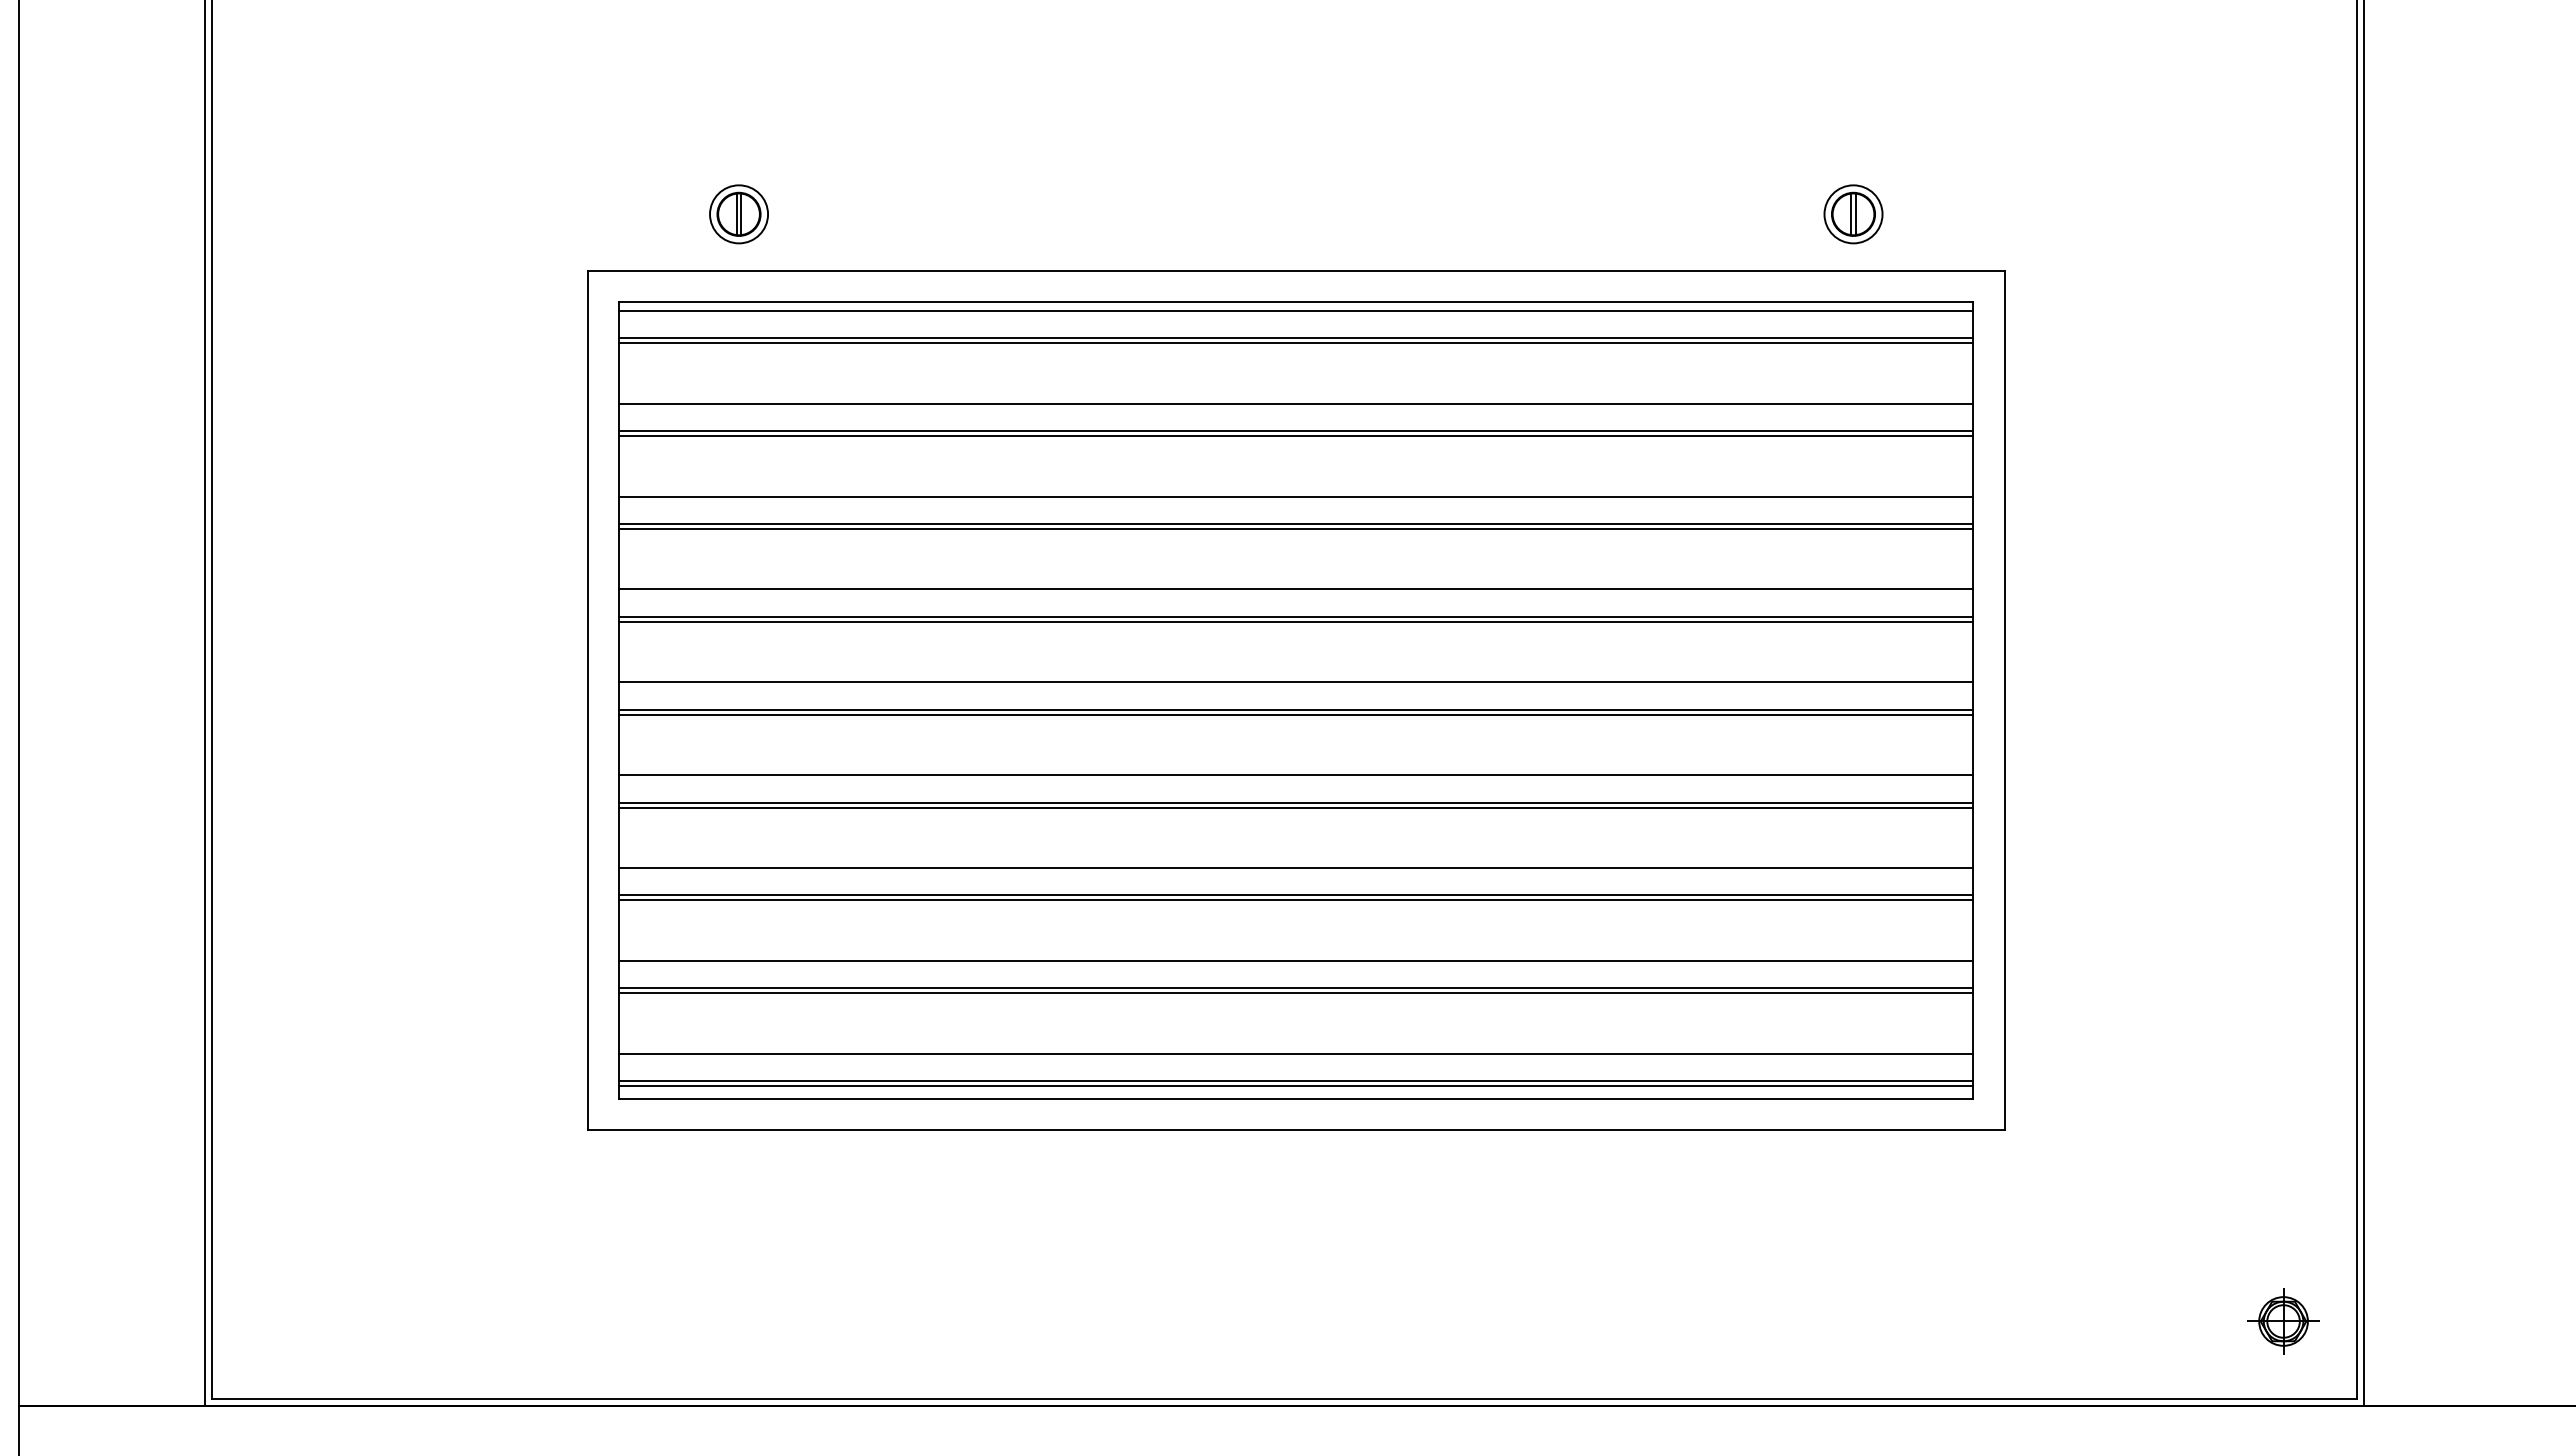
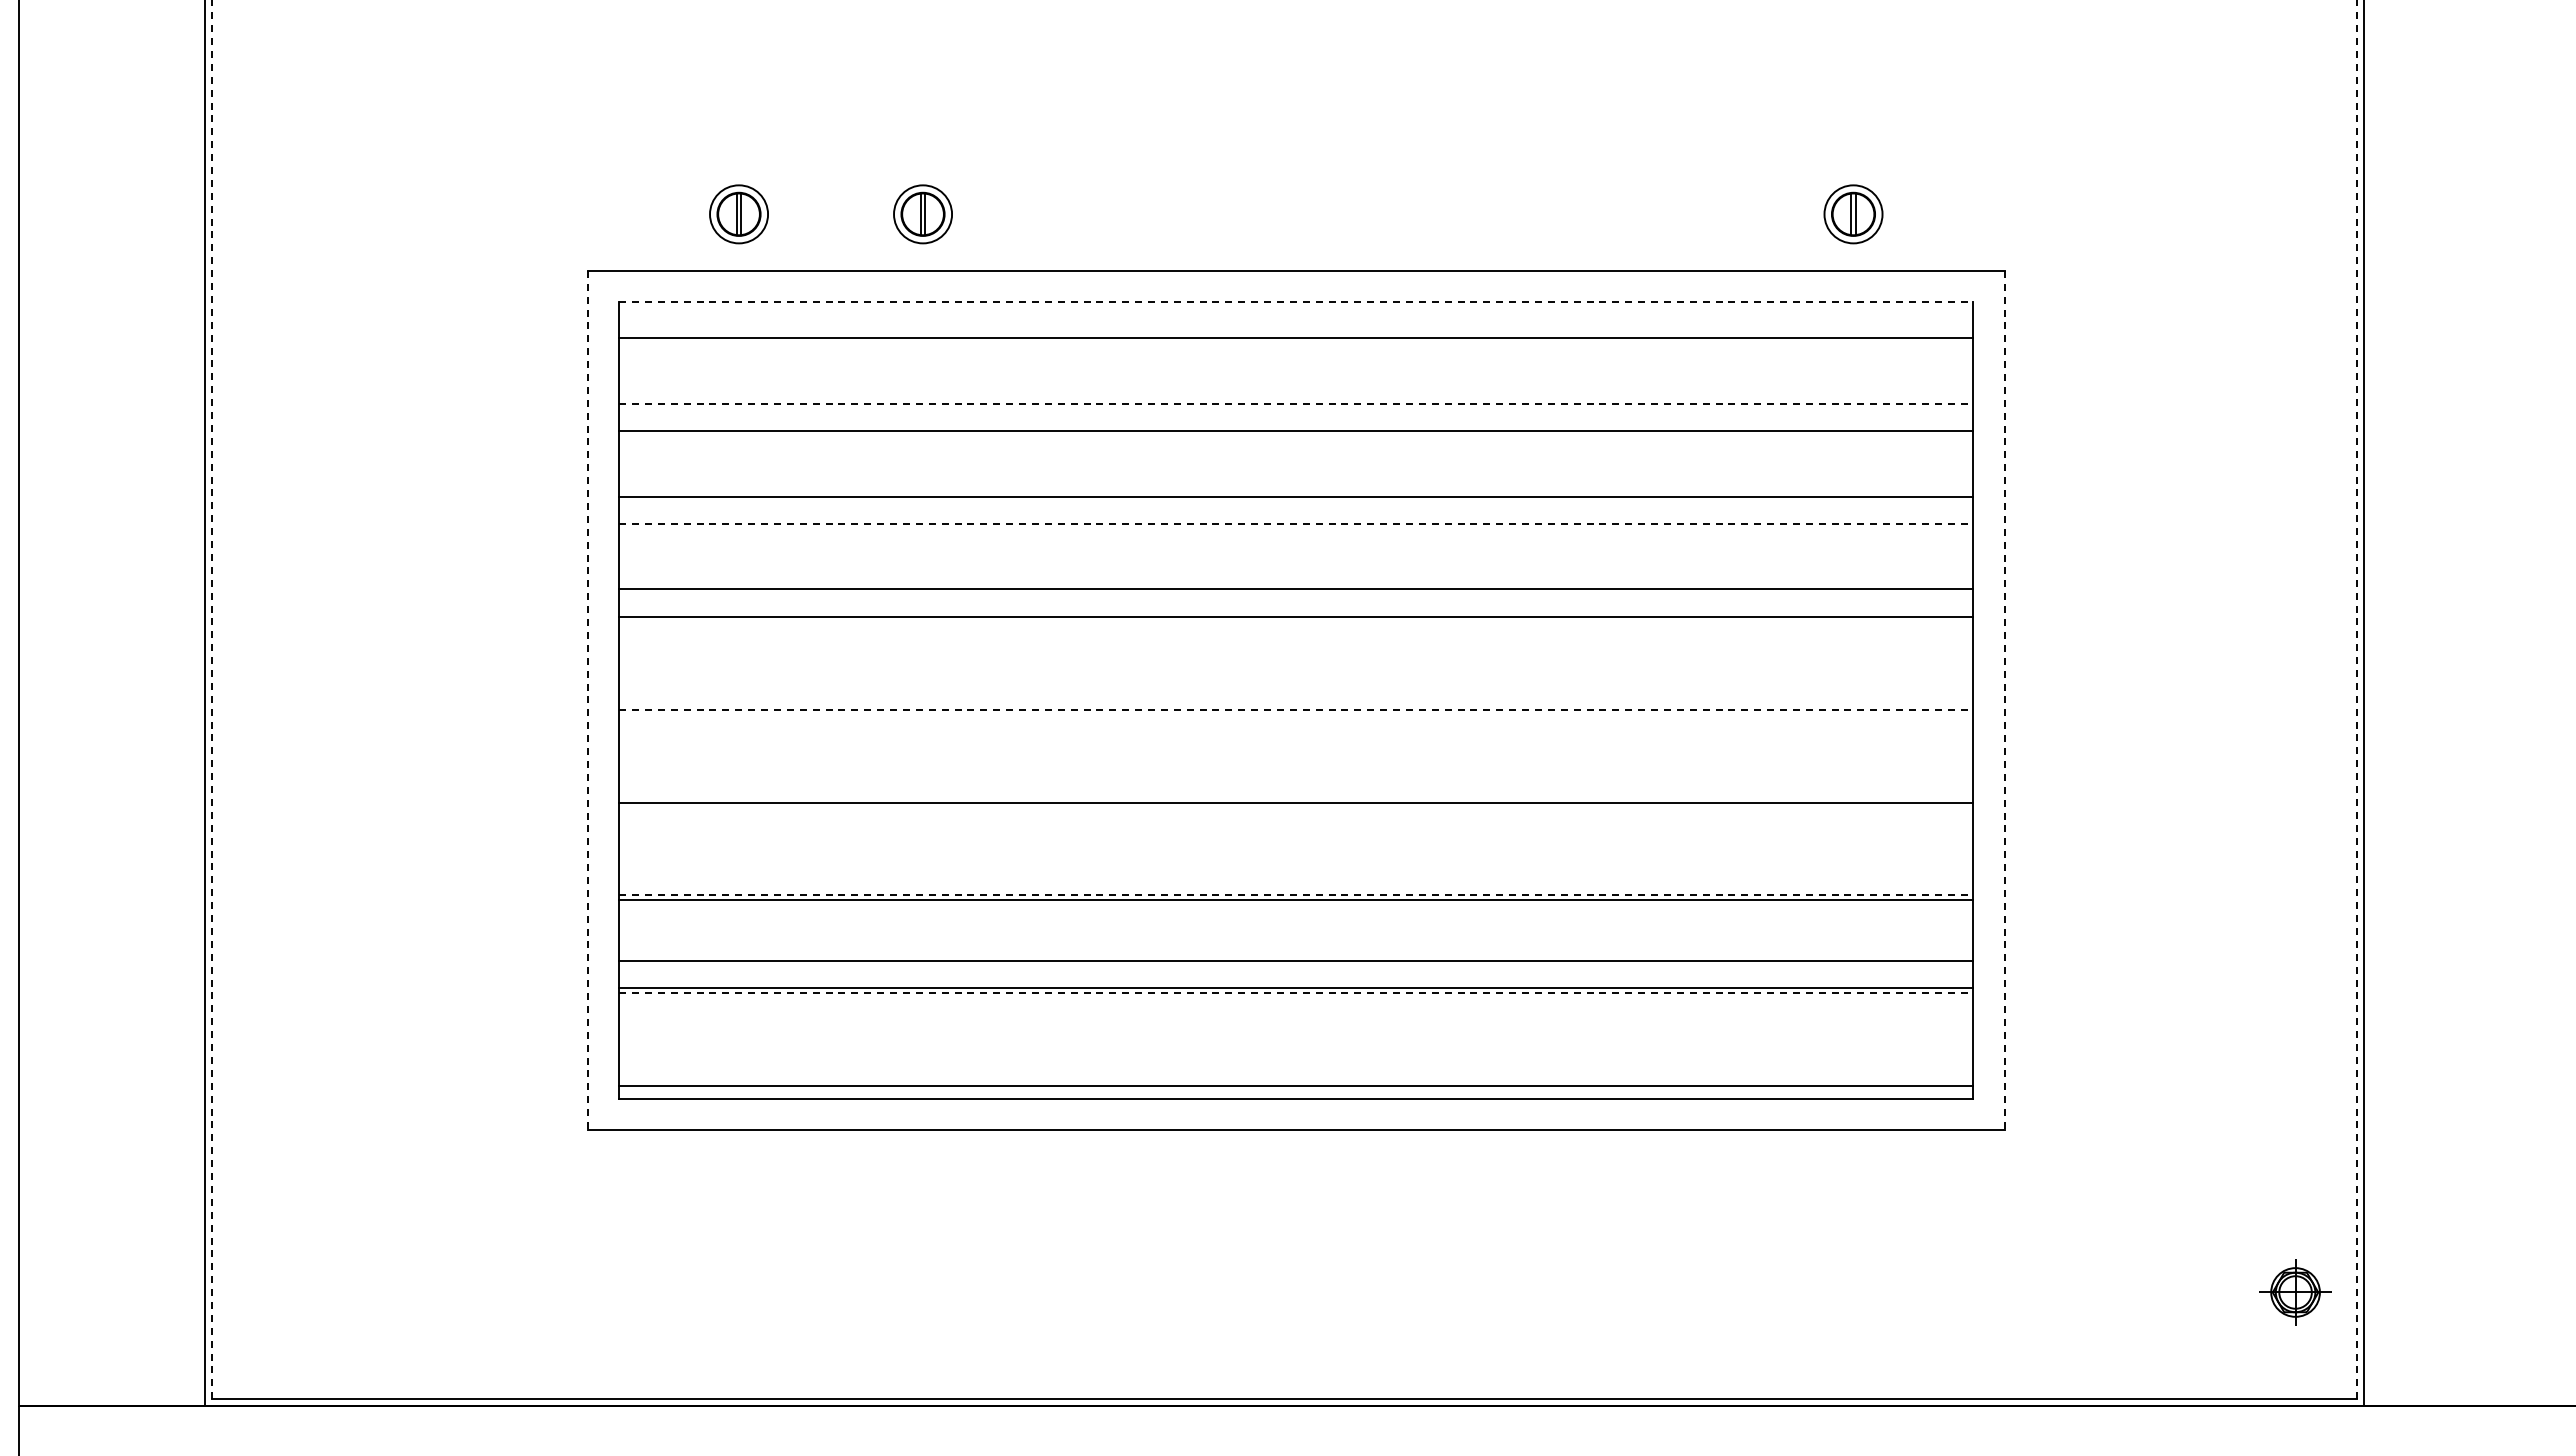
part: none -> present (922, 214)
line: solid -> dashed (1296, 301)
line: present -> none (1296, 310)
line: present -> none (1296, 343)
line: solid -> dashed (1296, 403)
line: present -> none (1296, 436)
line: solid -> dashed (1296, 523)
line: present -> none (1296, 528)
line: present -> none (1296, 621)
line: present -> none (1296, 682)
line: solid -> dashed (211, 699)
line: solid -> dashed (2357, 699)
line: solid -> dashed (588, 700)
line: solid -> dashed (2004, 700)
line: solid -> dashed (1296, 709)
line: present -> none (1296, 714)
line: present -> none (1296, 775)
line: present -> none (1296, 807)
line: present -> none (1296, 868)
line: solid -> dashed (1296, 895)
line: solid -> dashed (1296, 993)
line: present -> none (1296, 1053)
line: present -> none (1296, 1081)
part position: (2283, 1321) -> (2295, 1292) (2295, 1292)
